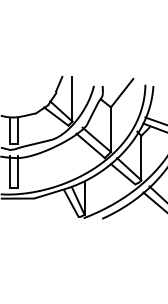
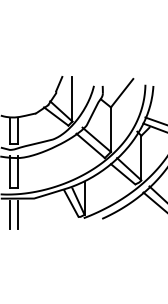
line: none -> present (9, 214)
line: none -> present (17, 214)
